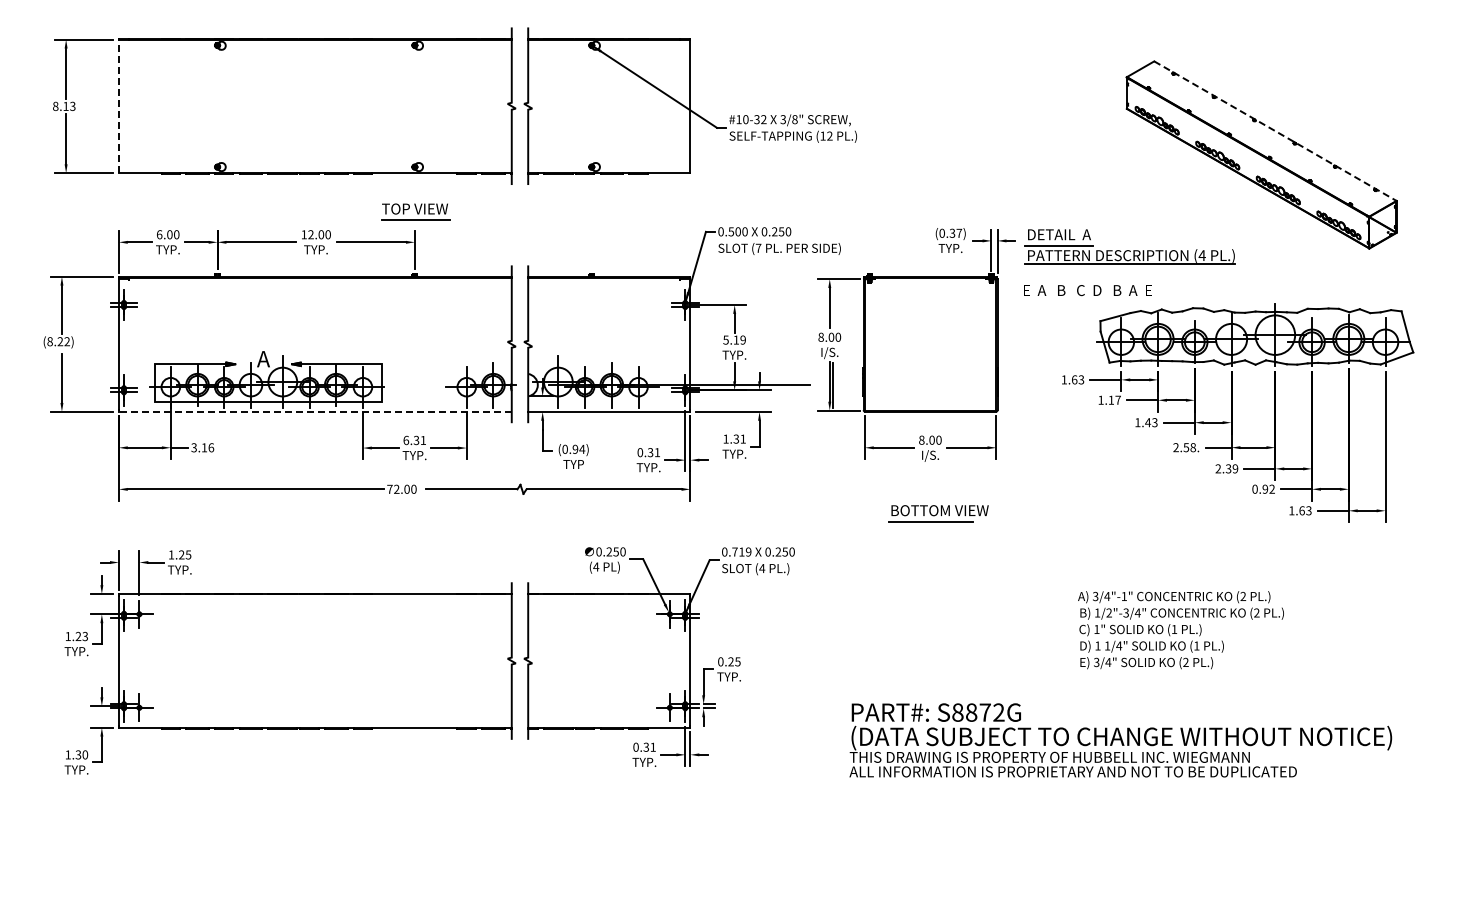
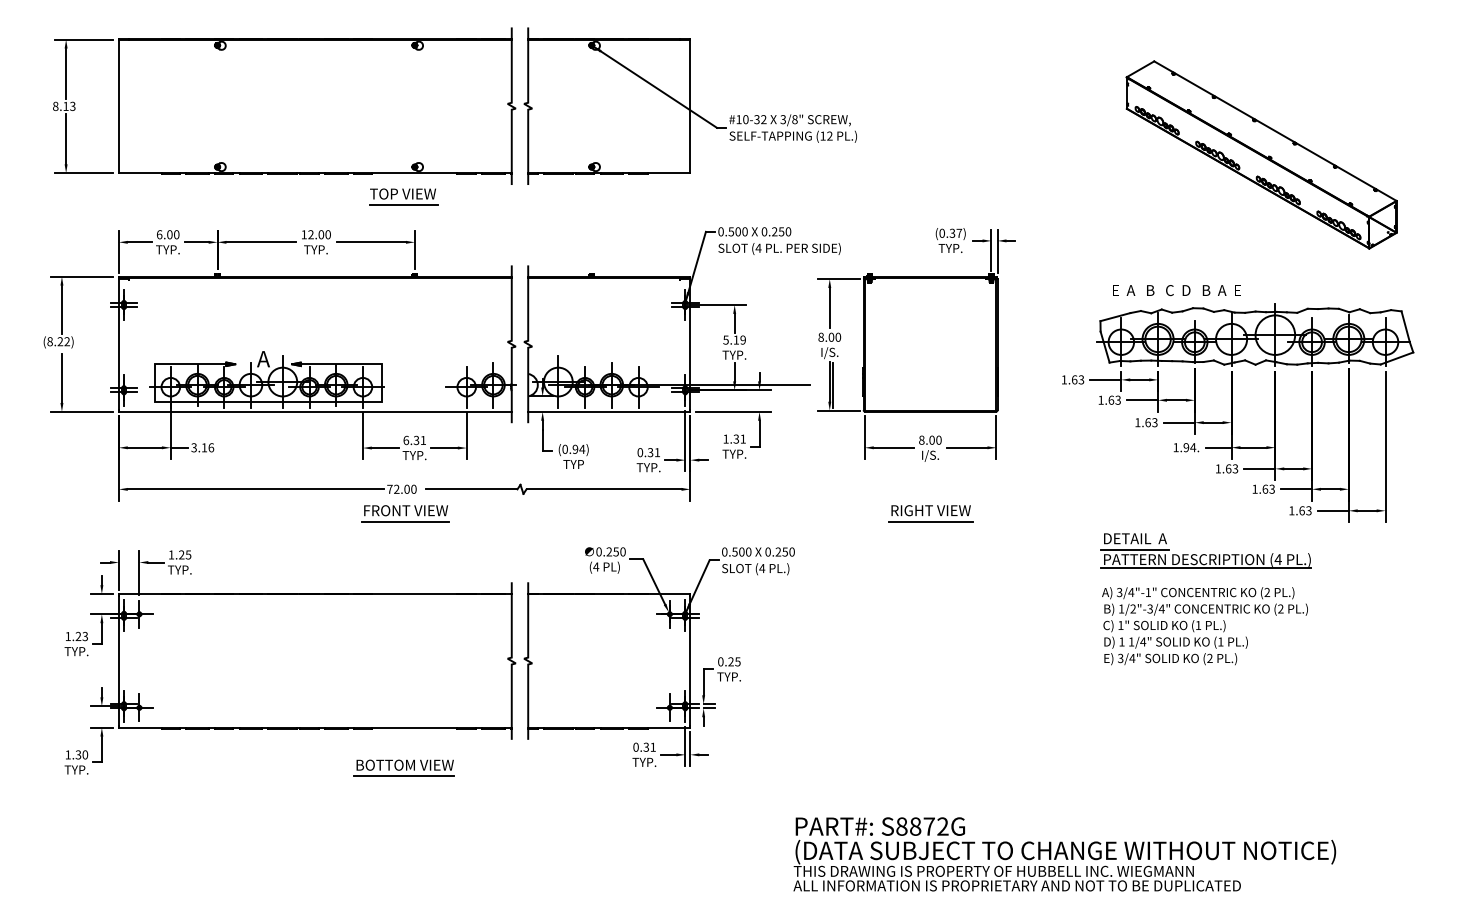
line: dashed -> solid (118, 106)
line: dashed -> solid (1275, 131)
part position: (415, 211) -> (403, 196) (403, 196)
part position: (1129, 246) -> (1205, 550) (1205, 550)
text: (7 -> (4 (758, 247)
text position: (1087, 290) -> (1176, 290) (1176, 290)
text: 1.17 -> 1.63 (1114, 399)
line: dashed -> solid (314, 411)
text: 1.43 -> 1.63 (1148, 422)
text: 2.58. -> 1.94. (1184, 447)
text: 2.39 -> 1.63 (1226, 468)
text: 0.92 -> 1.63 (1263, 488)
text: BOTTOM VIEW -> RIGHT VIEW (940, 510)
part: none -> present (405, 513)
text: 0.719 -> 0.500 (741, 551)
text position: (1180, 630) -> (1204, 626) (1204, 626)
text position: (1120, 740) -> (1064, 854) (1064, 854)
part: none -> present (403, 767)
